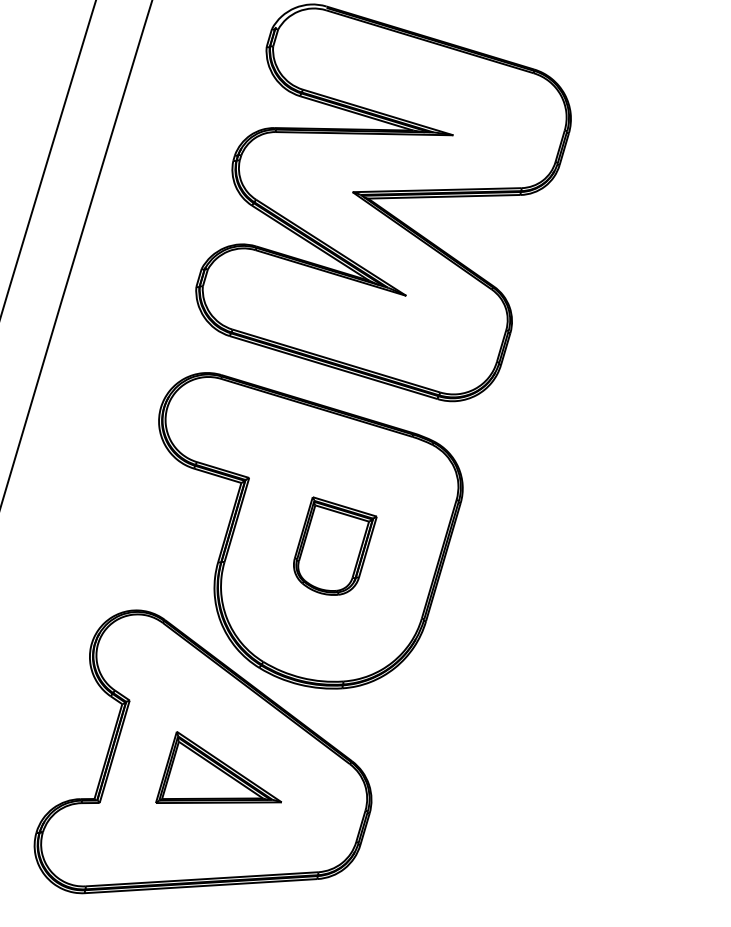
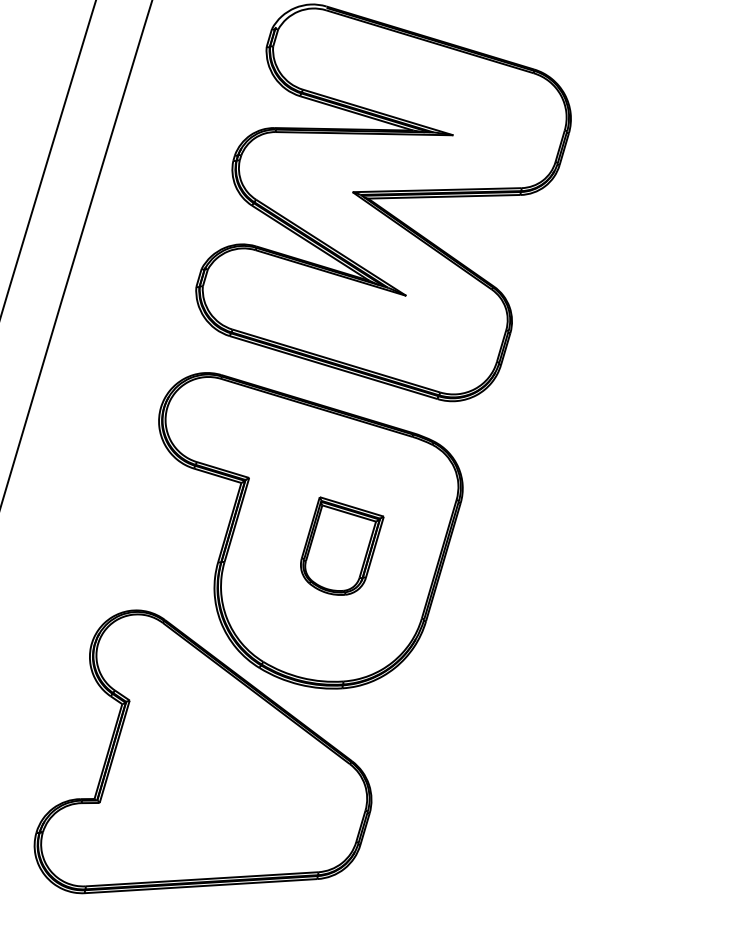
part position: (335, 545) -> (342, 545) (342, 545)
part: present -> none (218, 767)
